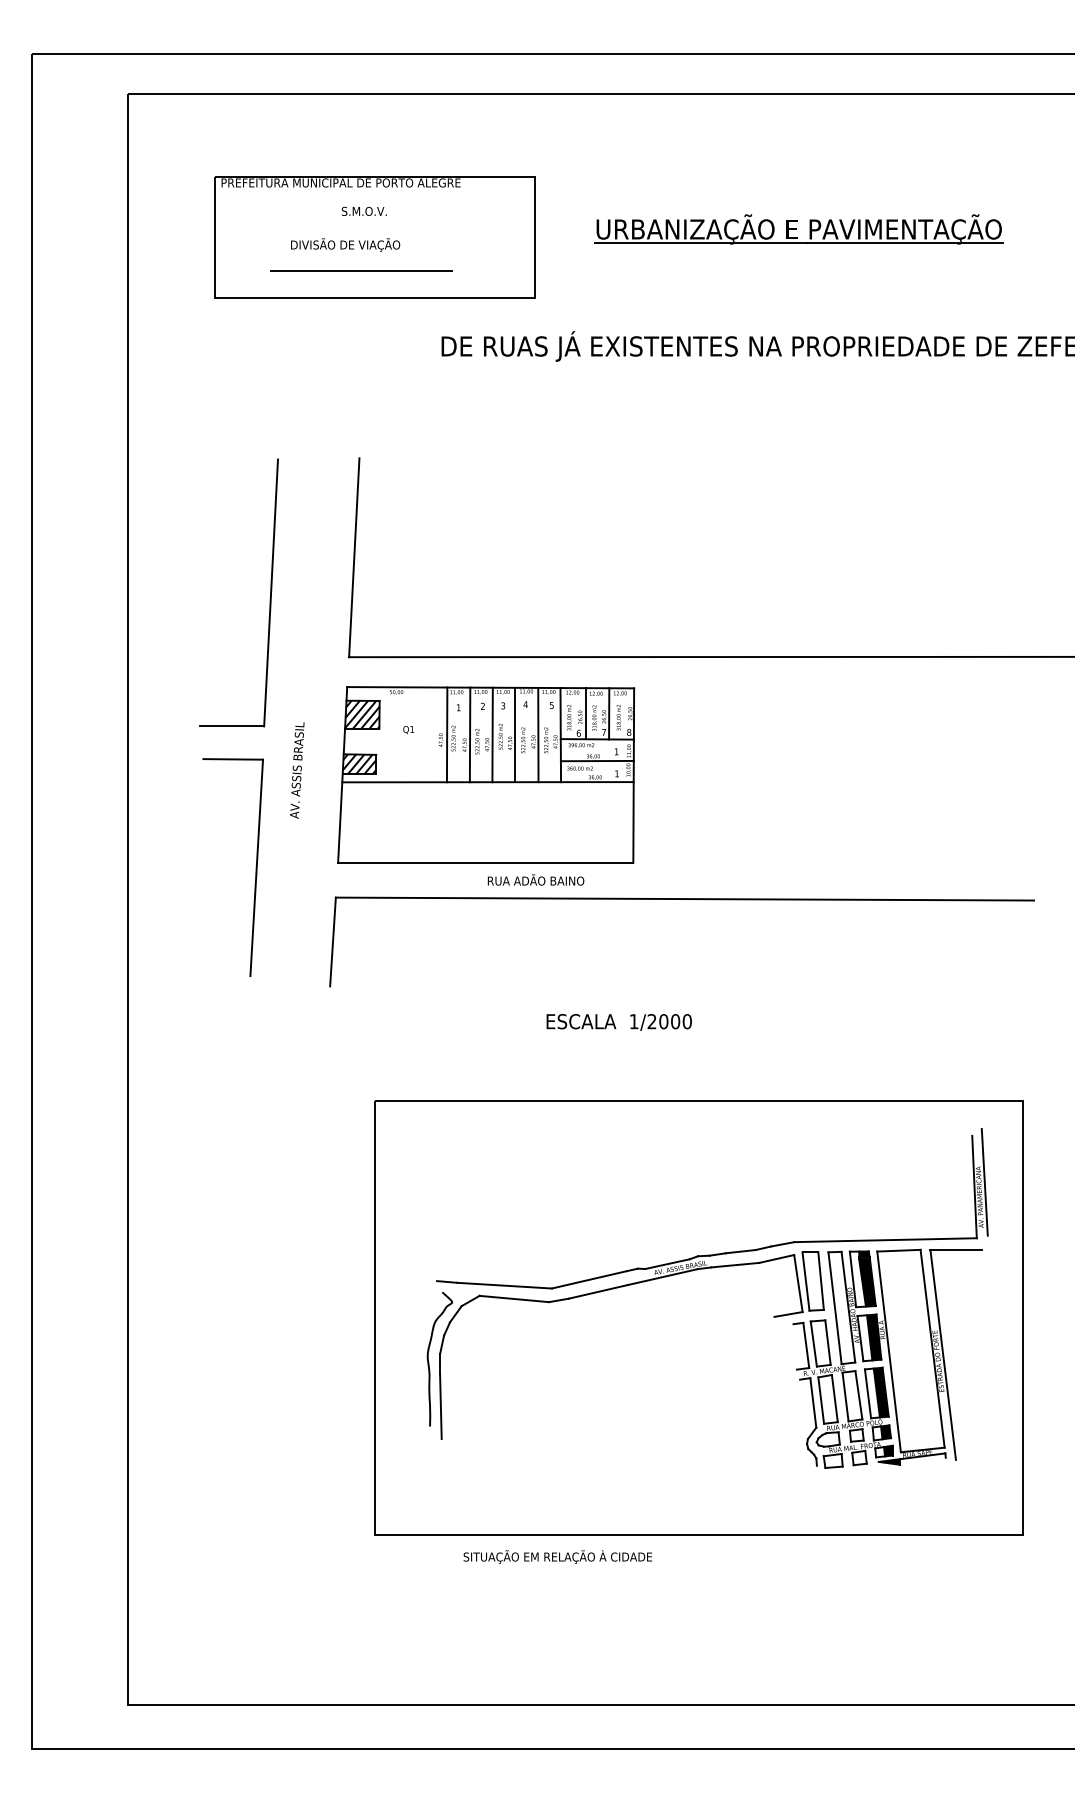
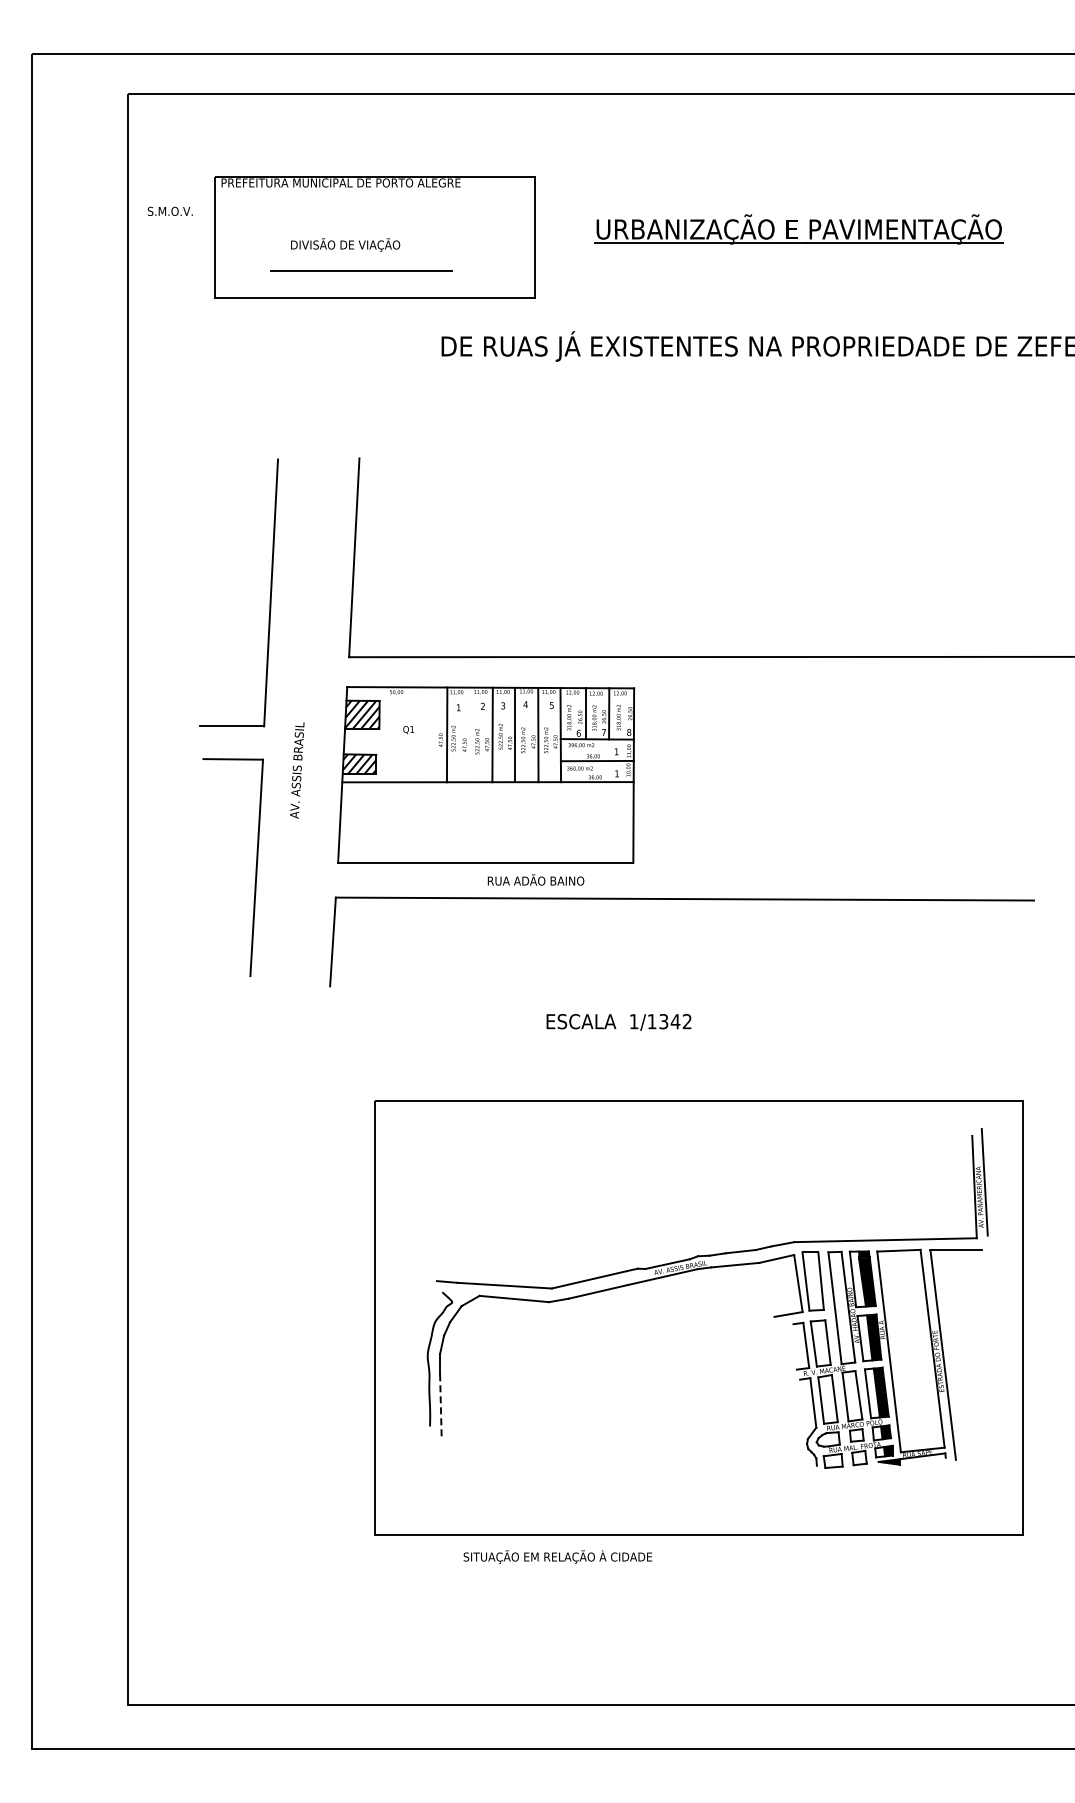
text position: (363, 210) -> (169, 210) (169, 210)
line: present -> none (469, 734)
text: 1/2000 -> 1/1342 (669, 1021)
line: solid -> dashed (440, 1407)
